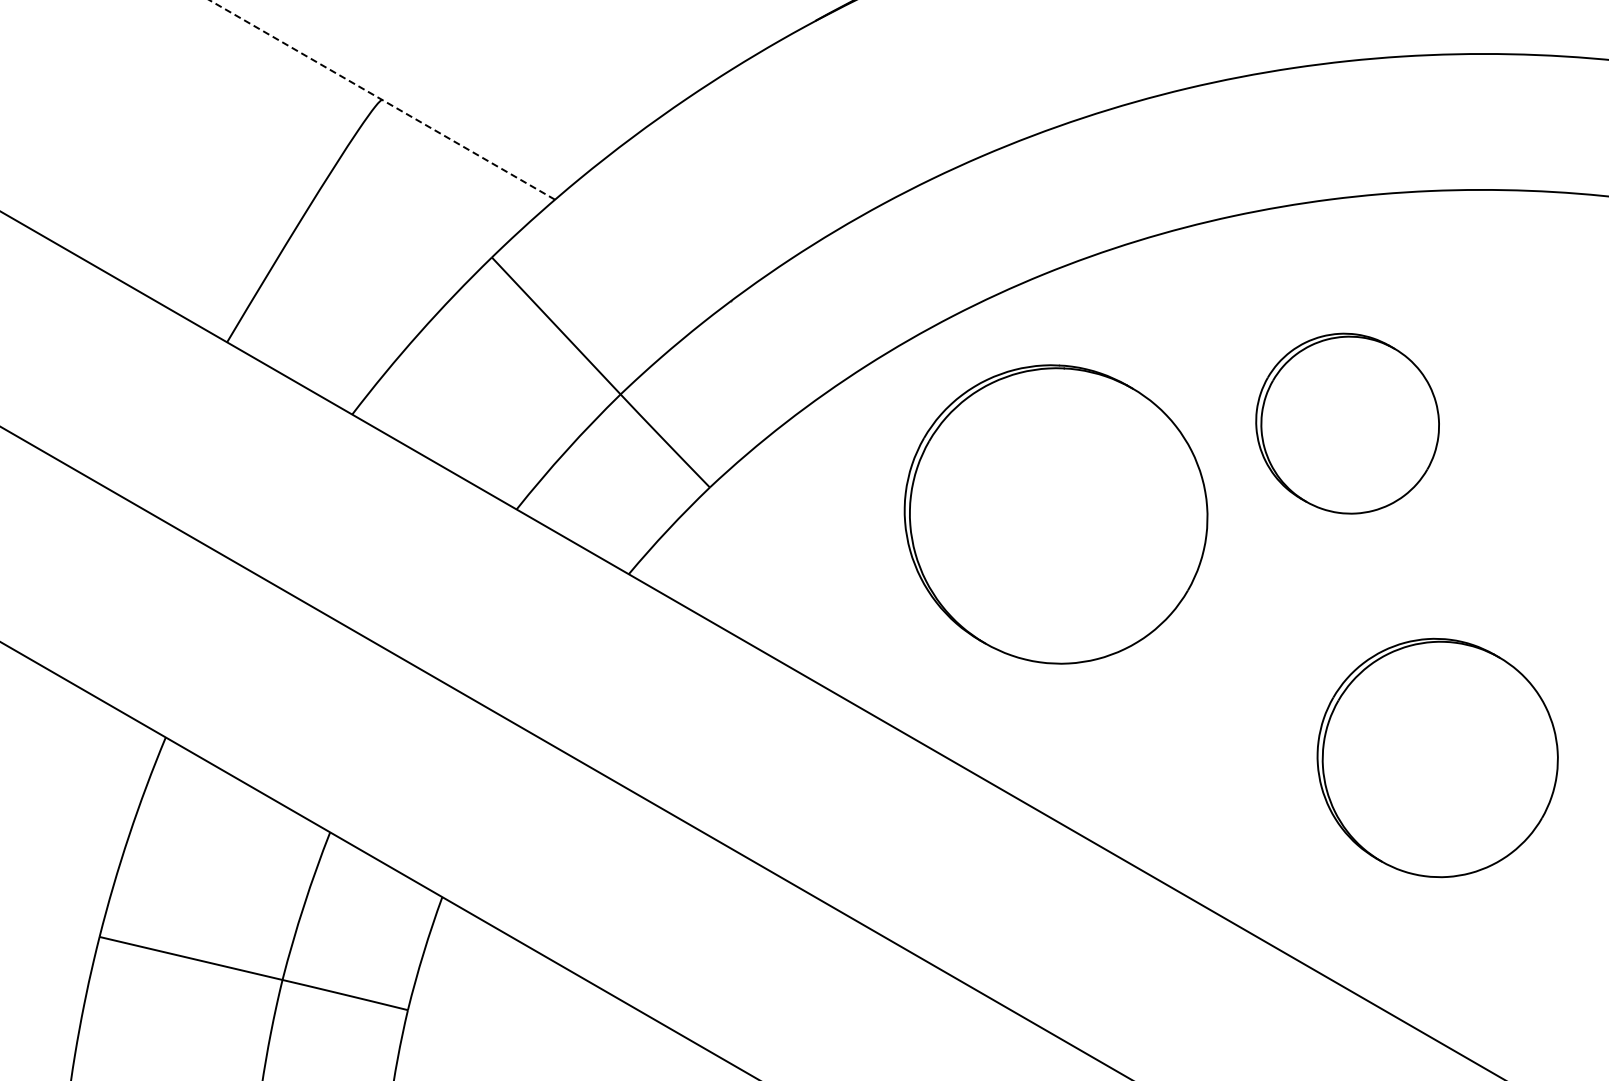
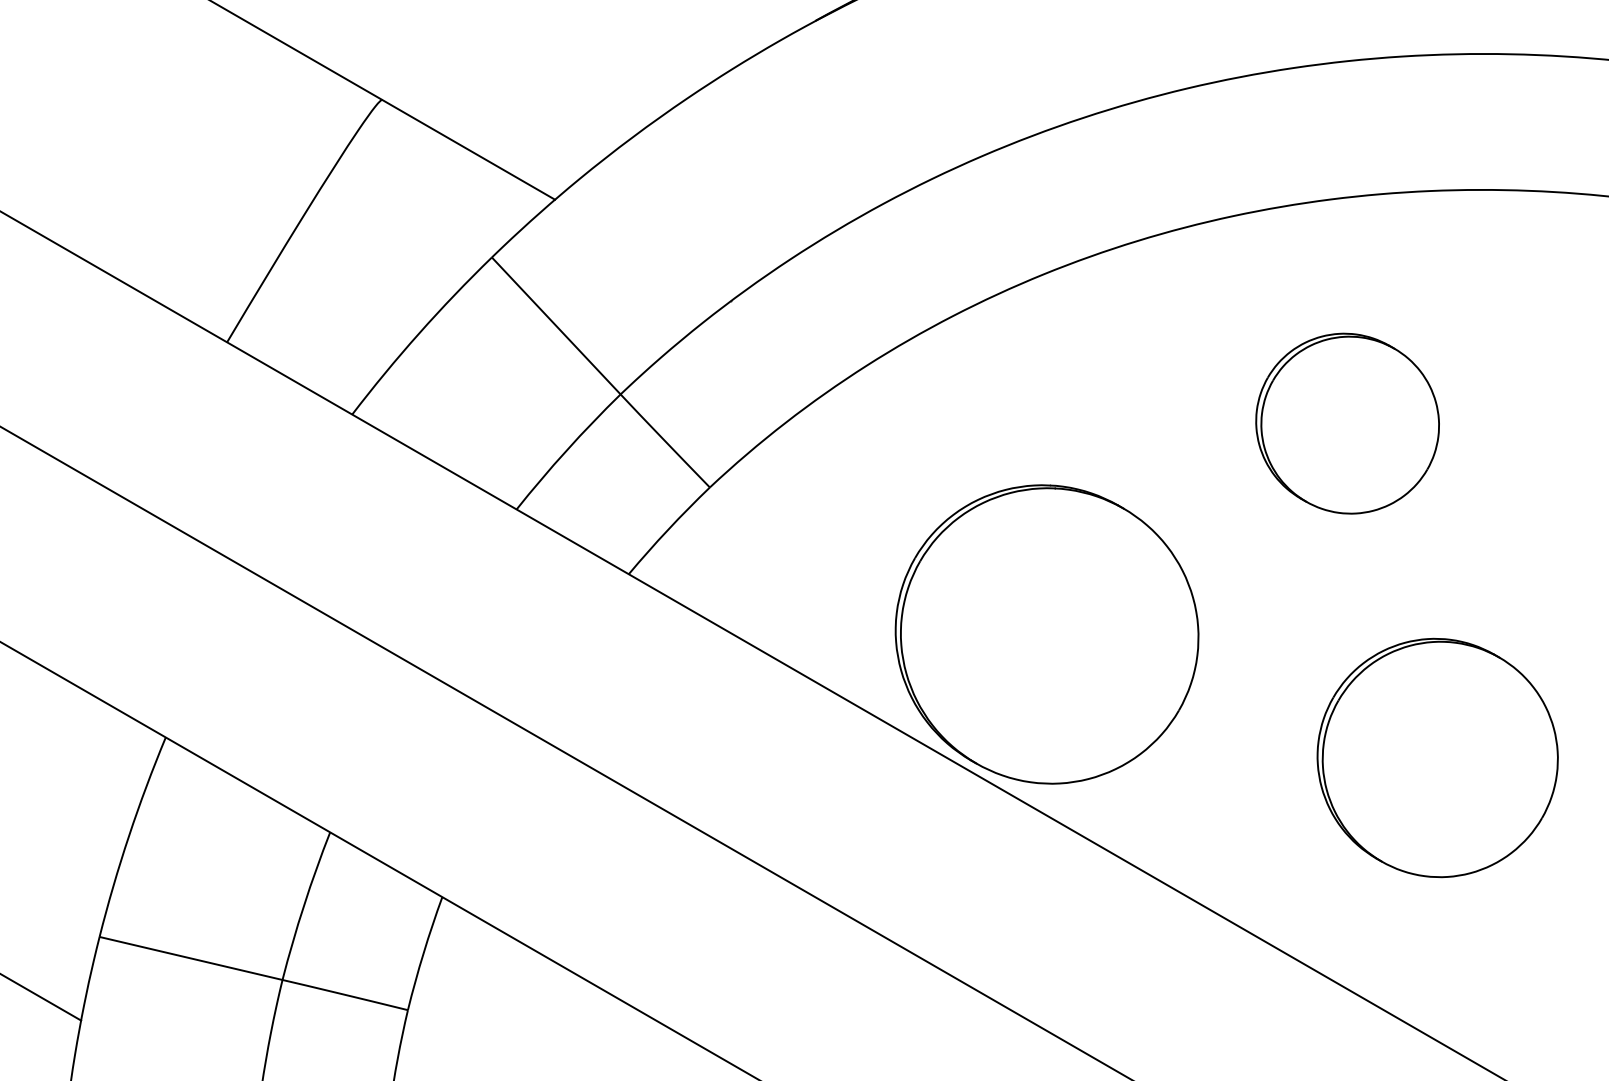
line: dashed -> solid (381, 99)
part position: (1055, 514) -> (1046, 634) (1046, 634)
line: none -> present (41, 997)
